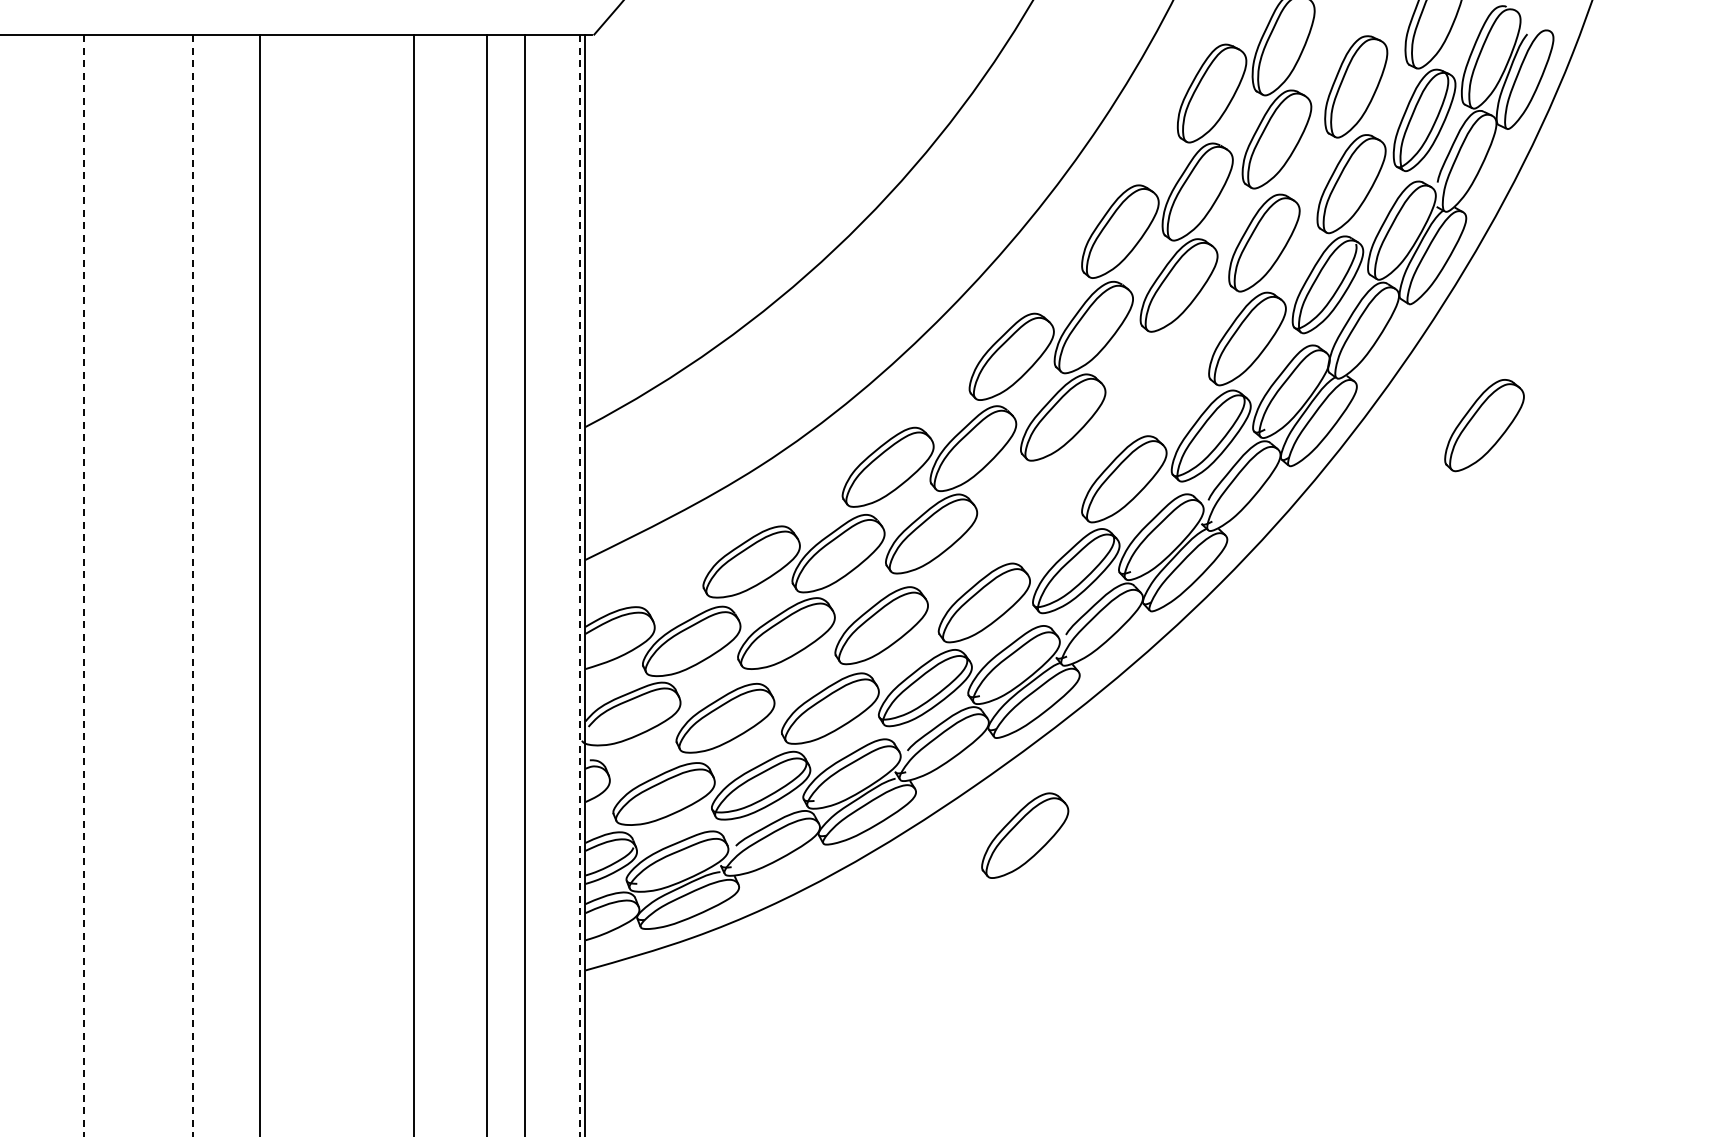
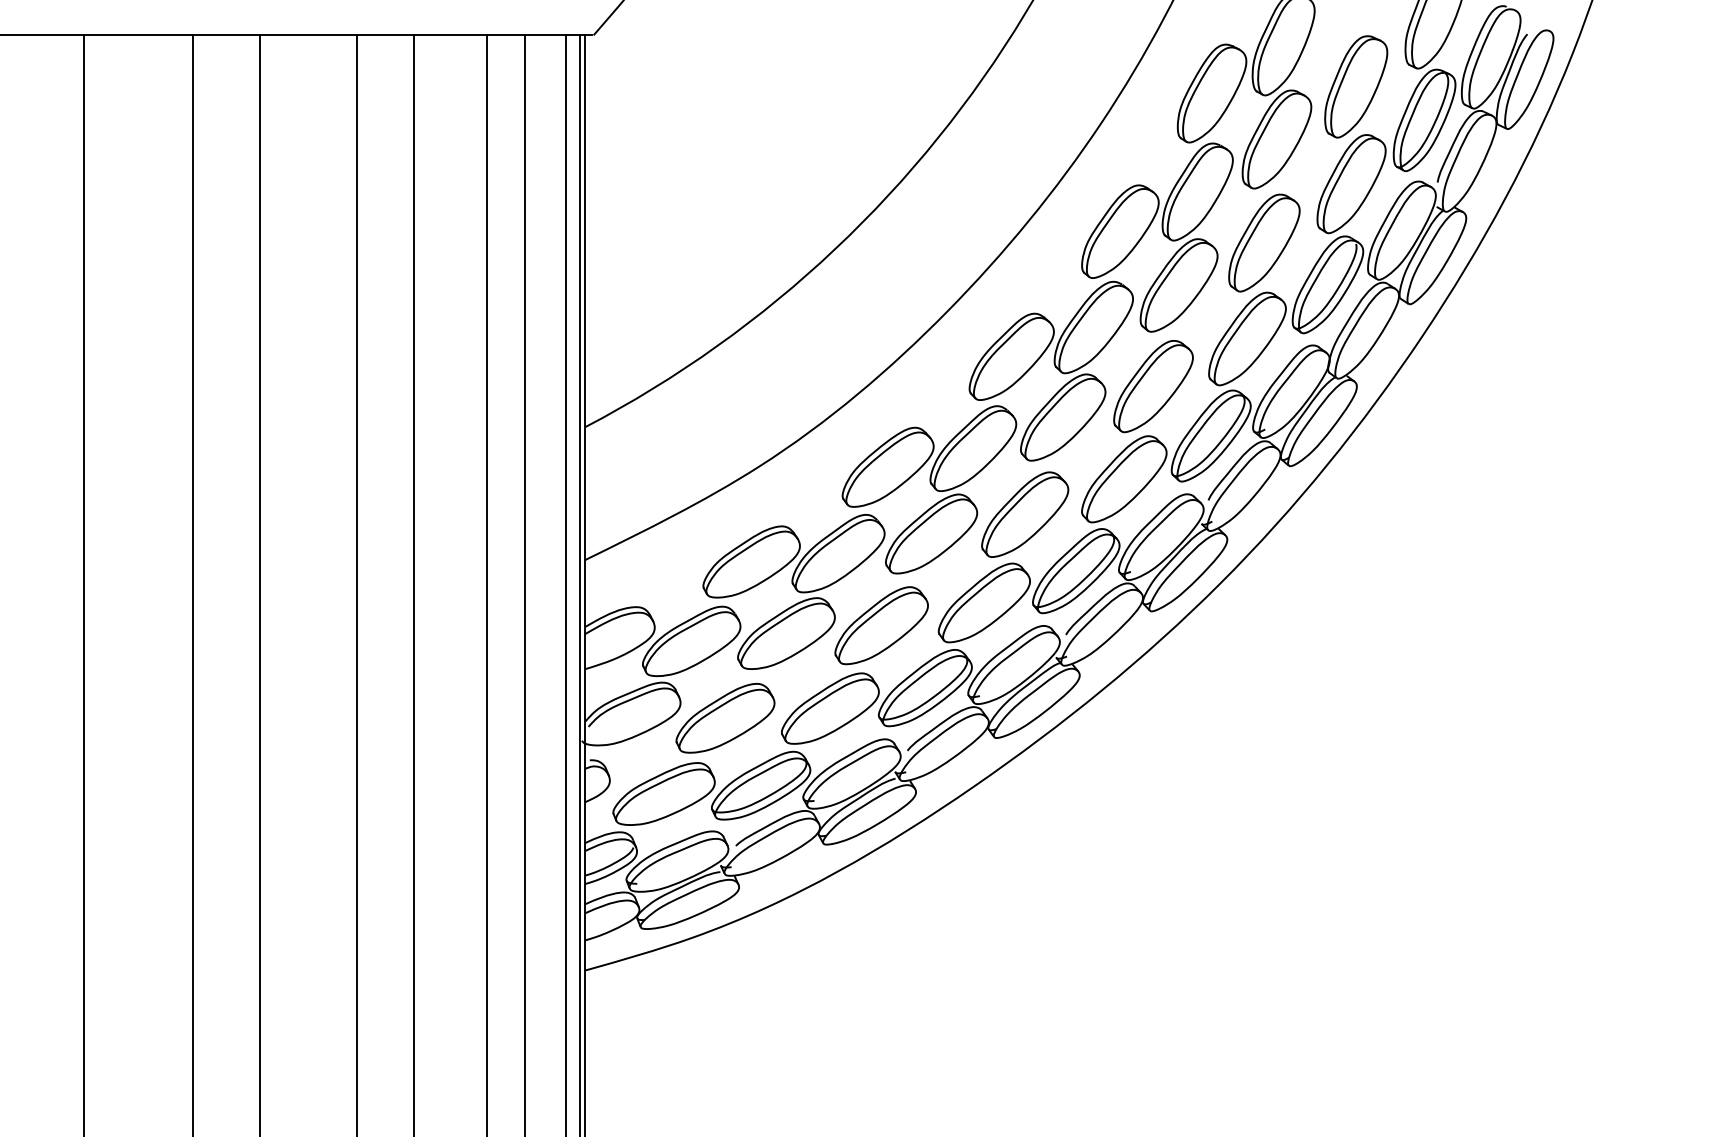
part position: (1484, 425) -> (1153, 386) (1153, 386)
line: none -> present (357, 584)
line: none -> present (565, 584)
line: dashed -> solid (84, 586)
line: dashed -> solid (192, 586)
line: dashed -> solid (580, 586)
part position: (1025, 835) -> (1025, 514) (1025, 514)
